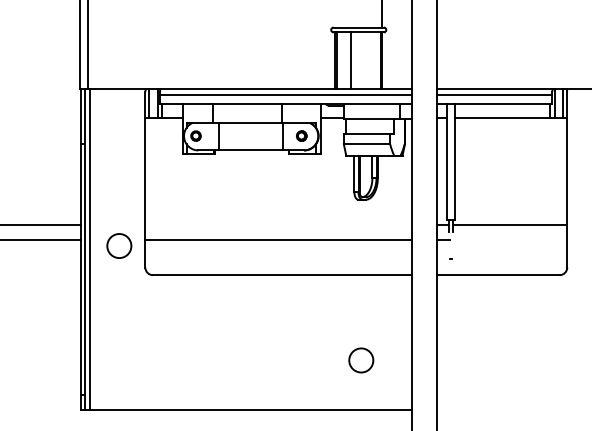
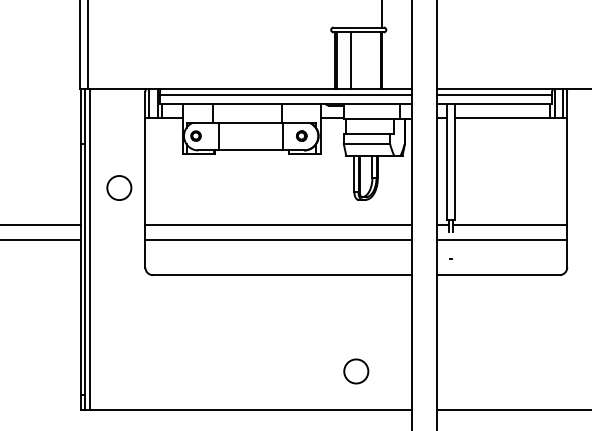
line: none -> present (278, 224)
line: none -> present (509, 239)
circle position: (119, 245) -> (119, 187) (119, 187)
circle position: (361, 360) -> (356, 371) (356, 371)
line: none -> present (512, 410)
